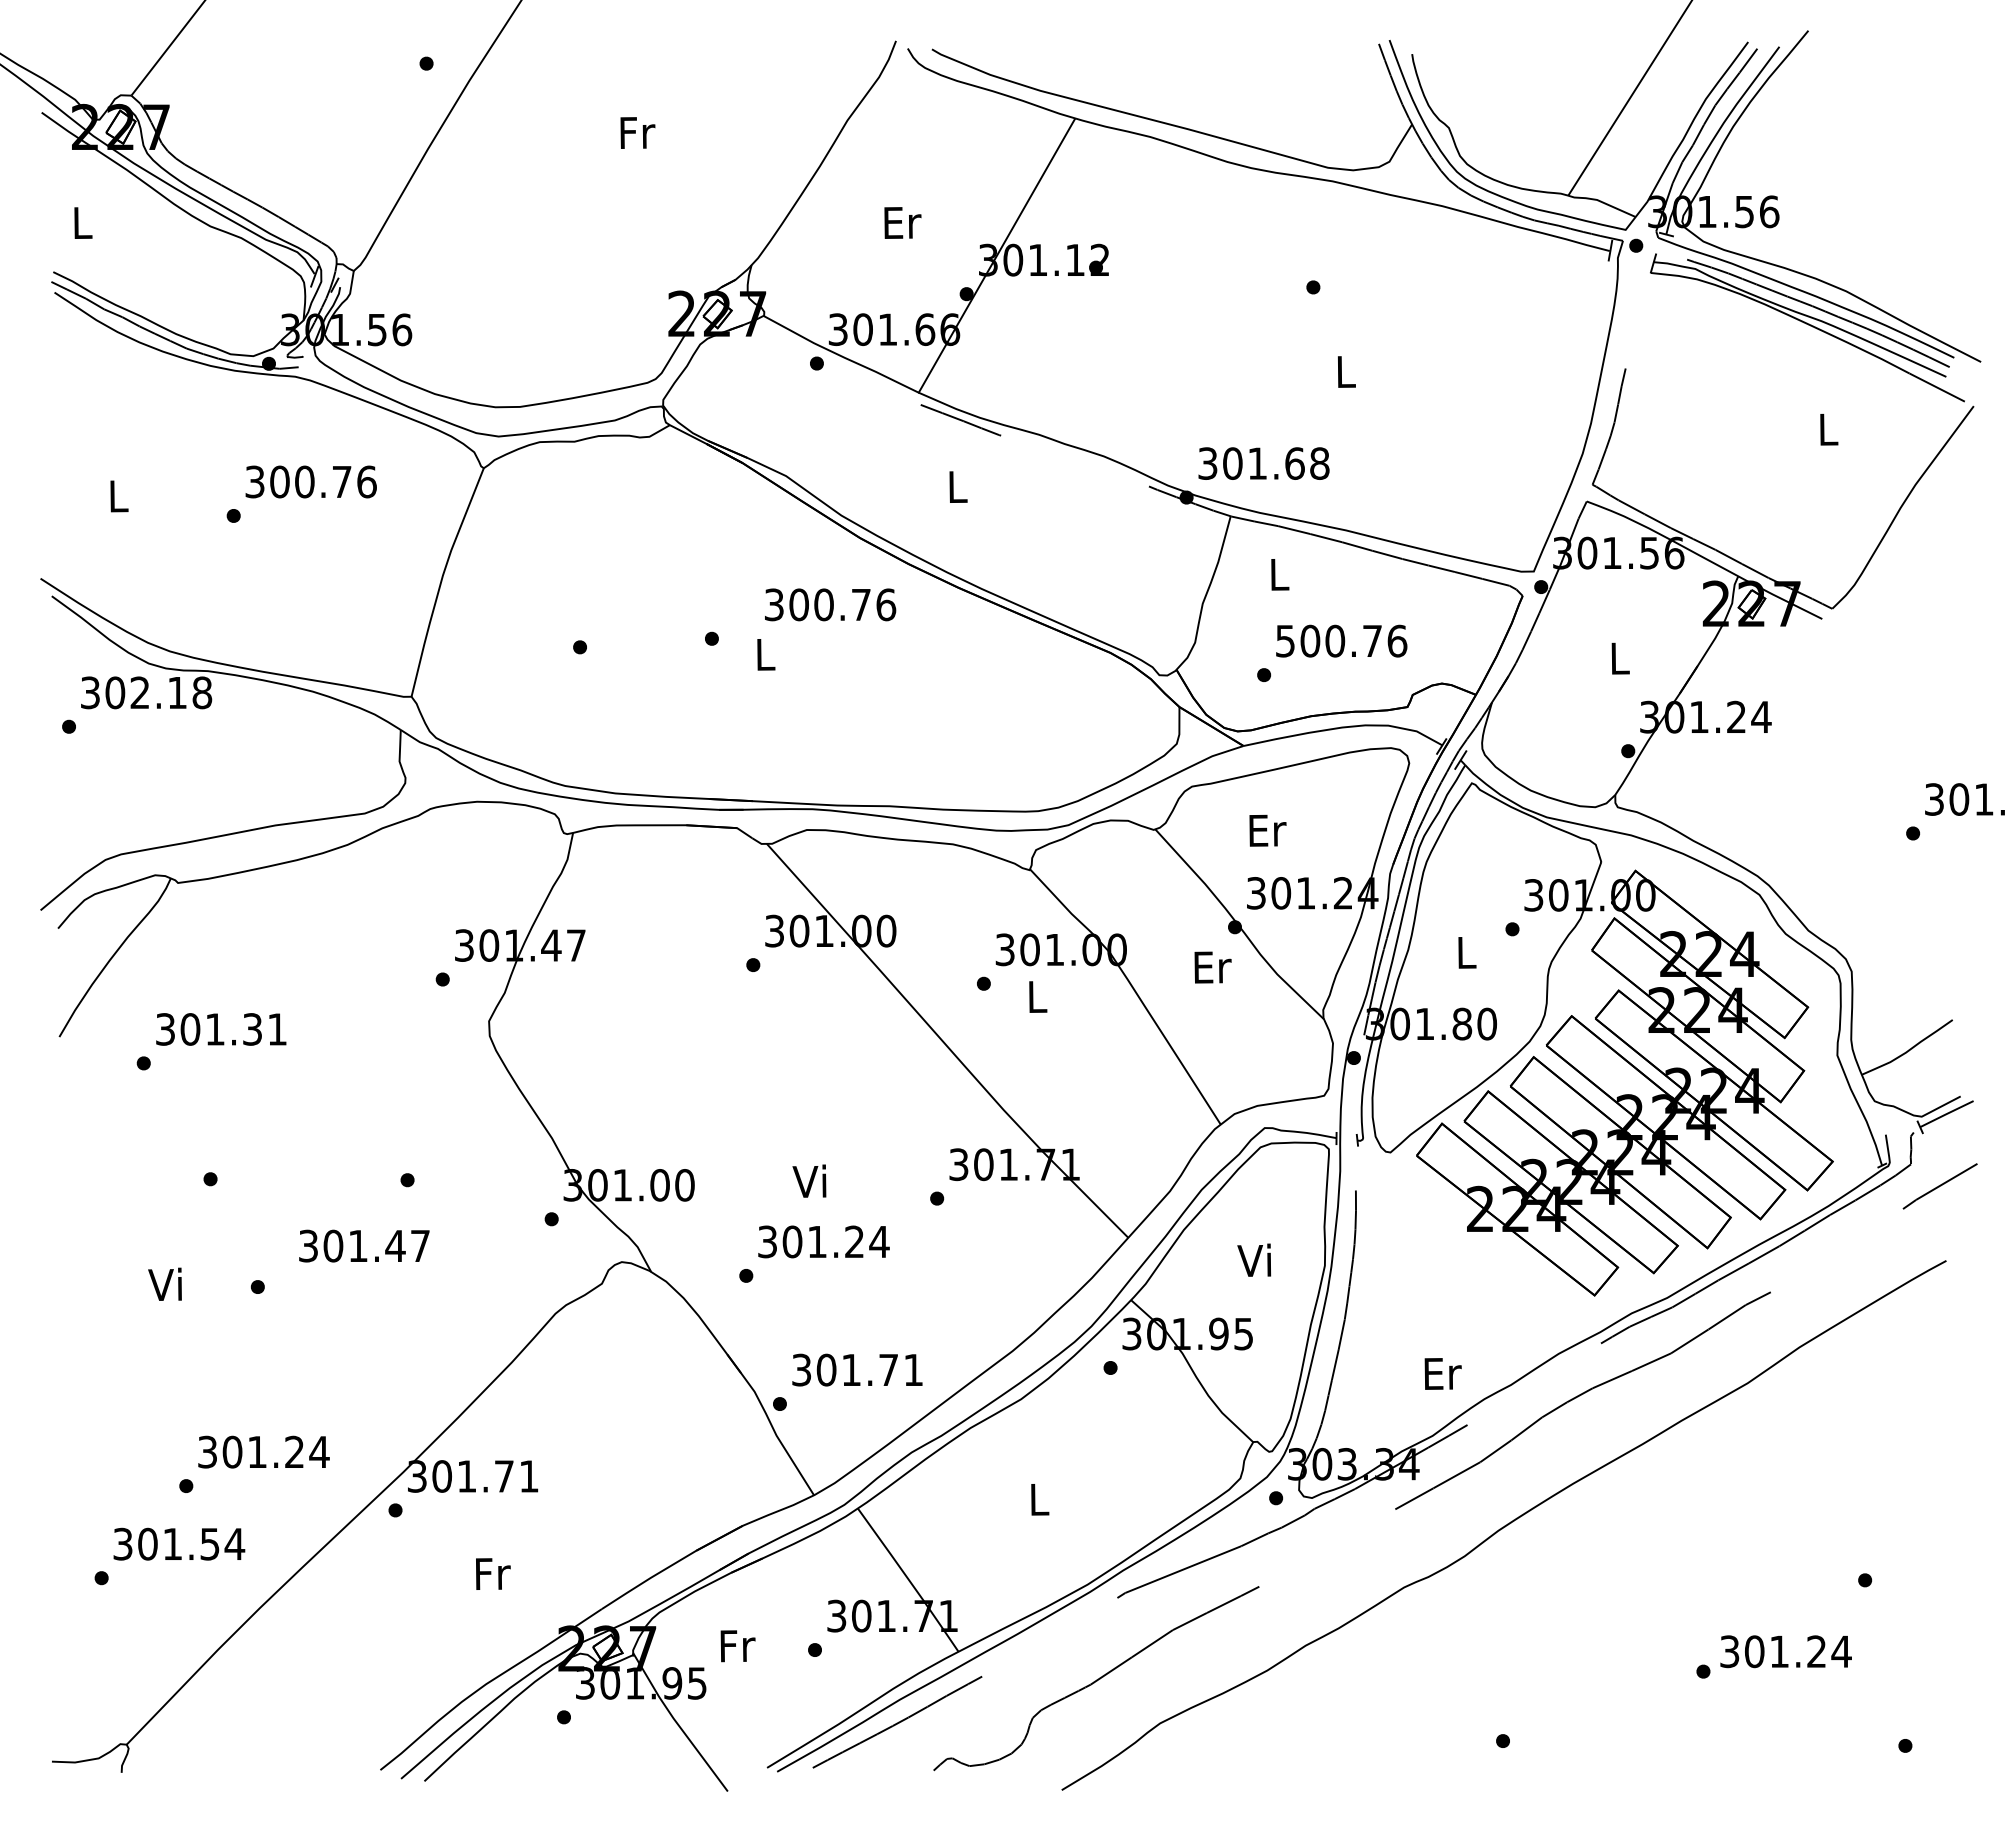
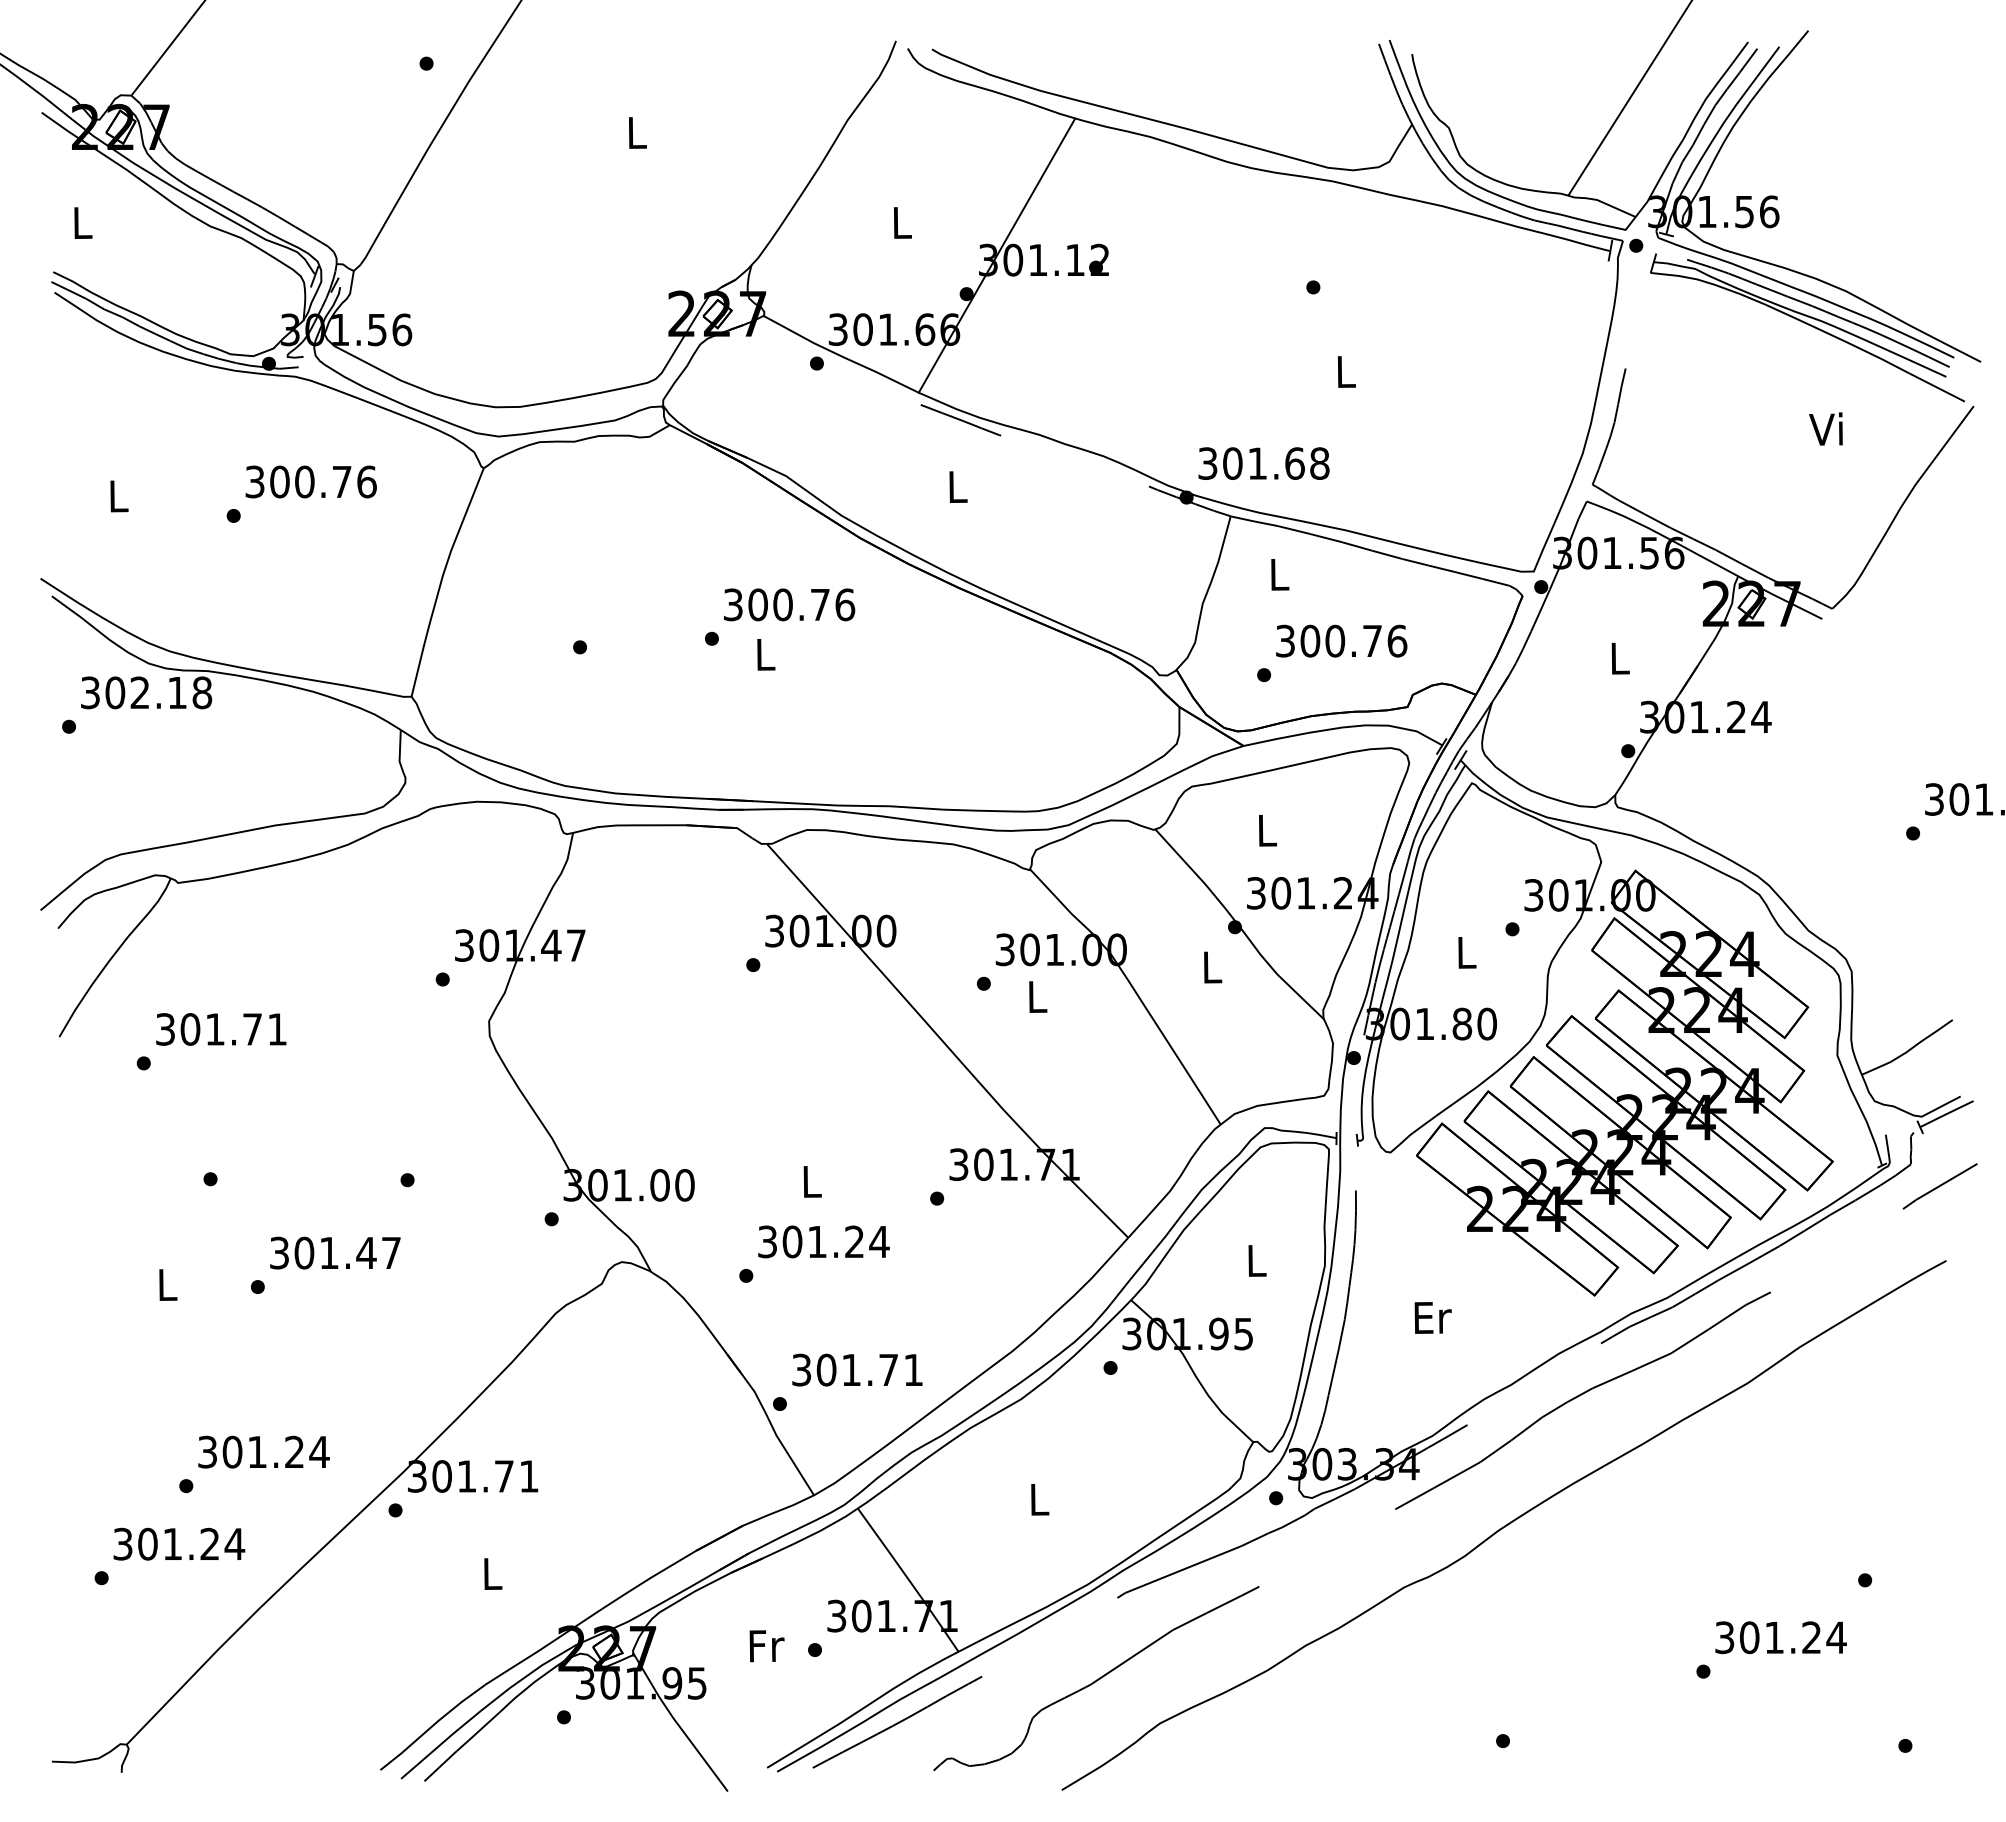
text: Fr -> L (637, 132)
text: Er -> L (902, 222)
text: L -> Vi (1825, 428)
text position: (830, 604) -> (789, 604) (789, 604)
text: 500.76 -> 300.76 (1285, 640)
text: Er -> L (1267, 830)
text: Er -> L (1212, 967)
text: 301.31 -> 301.71 (252, 1029)
text: Vi -> L (809, 1180)
text position: (364, 1245) -> (335, 1252) (335, 1252)
text: Vi -> L (1254, 1259)
text: Vi -> L (164, 1283)
text position: (1442, 1373) -> (1432, 1317) (1432, 1317)
text: 301.54 -> 301.24 (209, 1543)
text: Fr -> L (493, 1573)
text position: (737, 1646) -> (766, 1646) (766, 1646)
text position: (1785, 1651) -> (1780, 1637) (1780, 1637)
